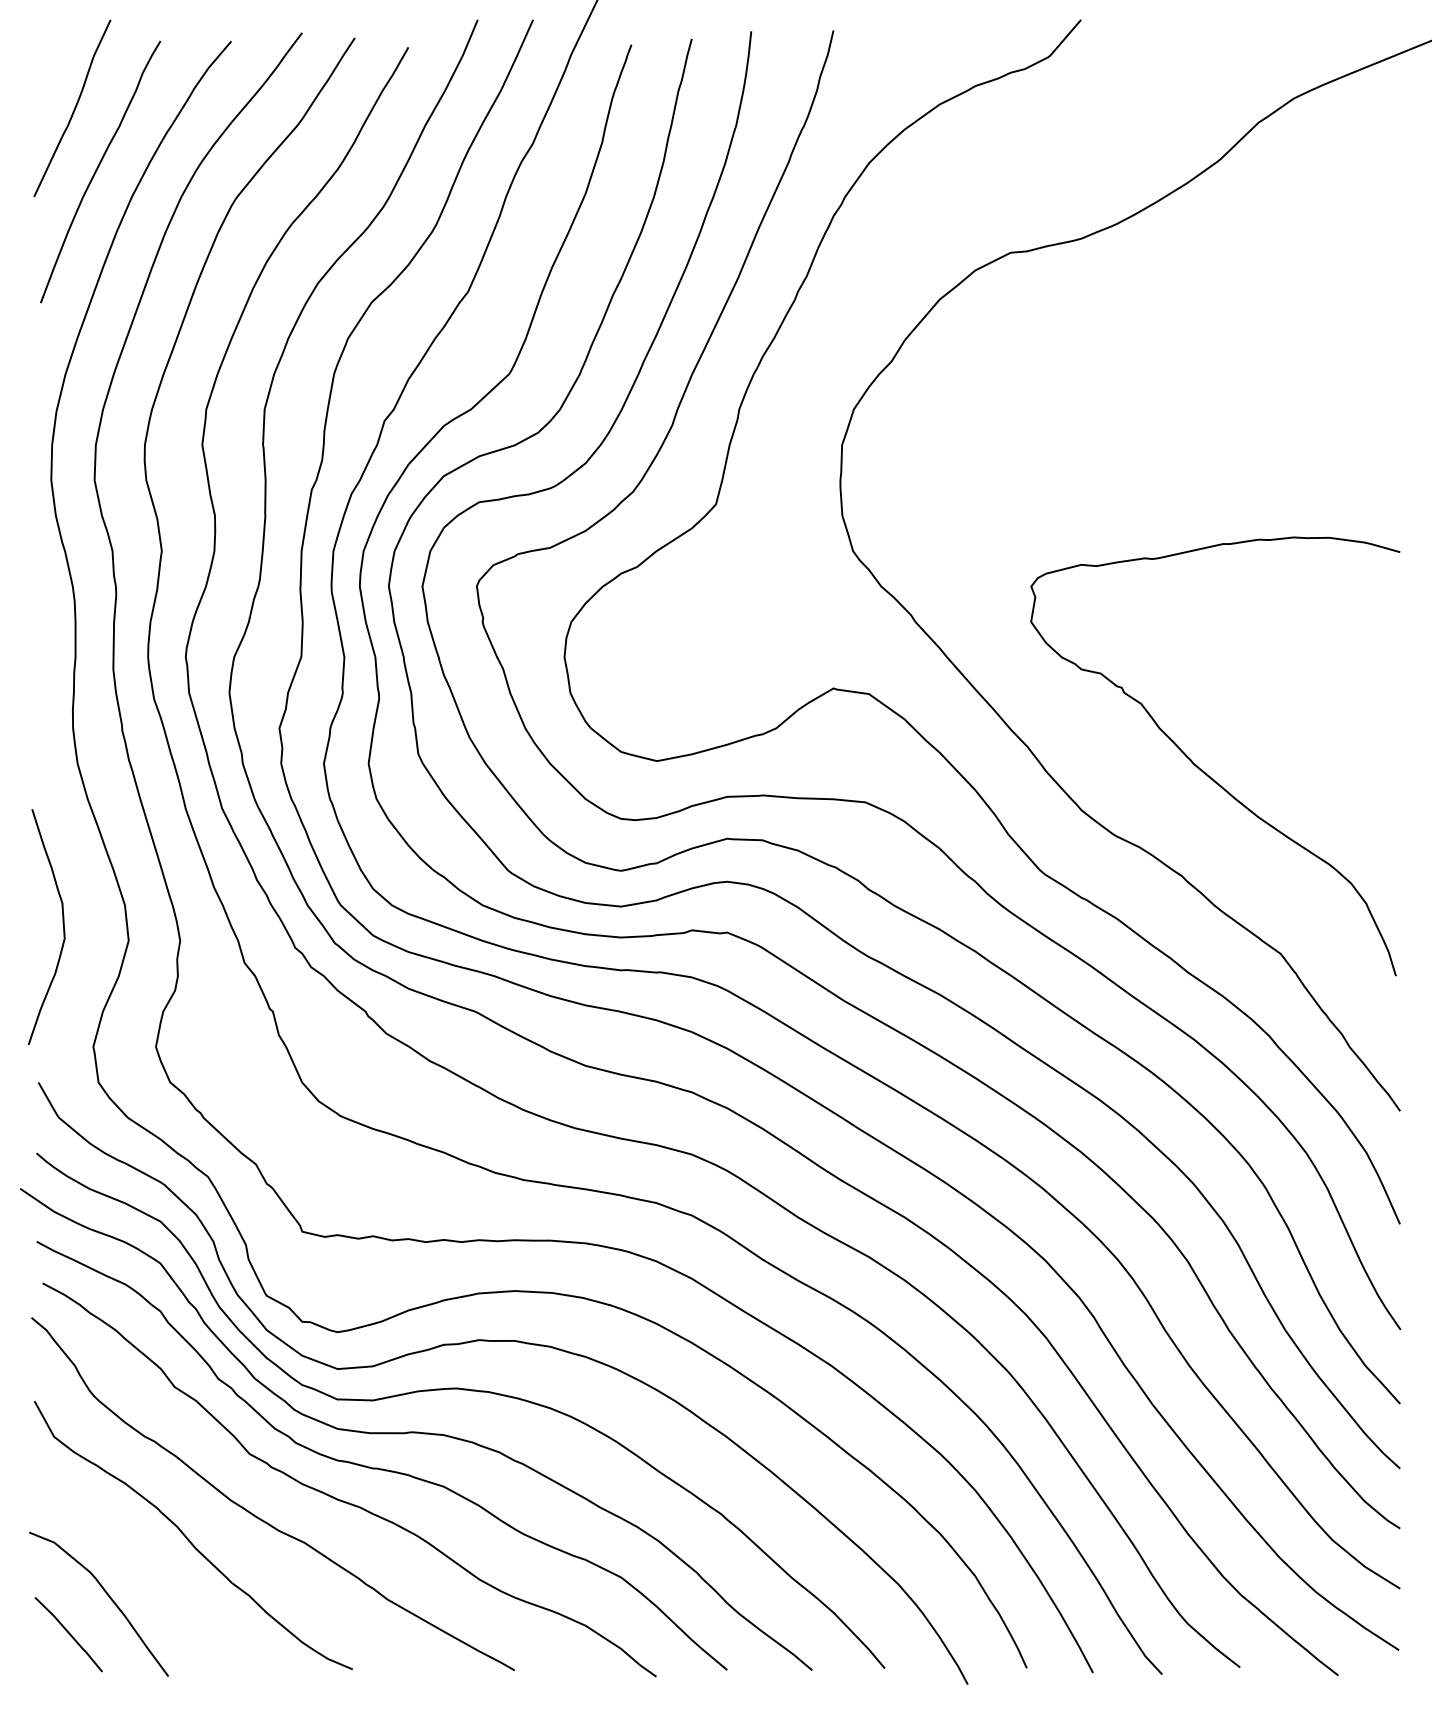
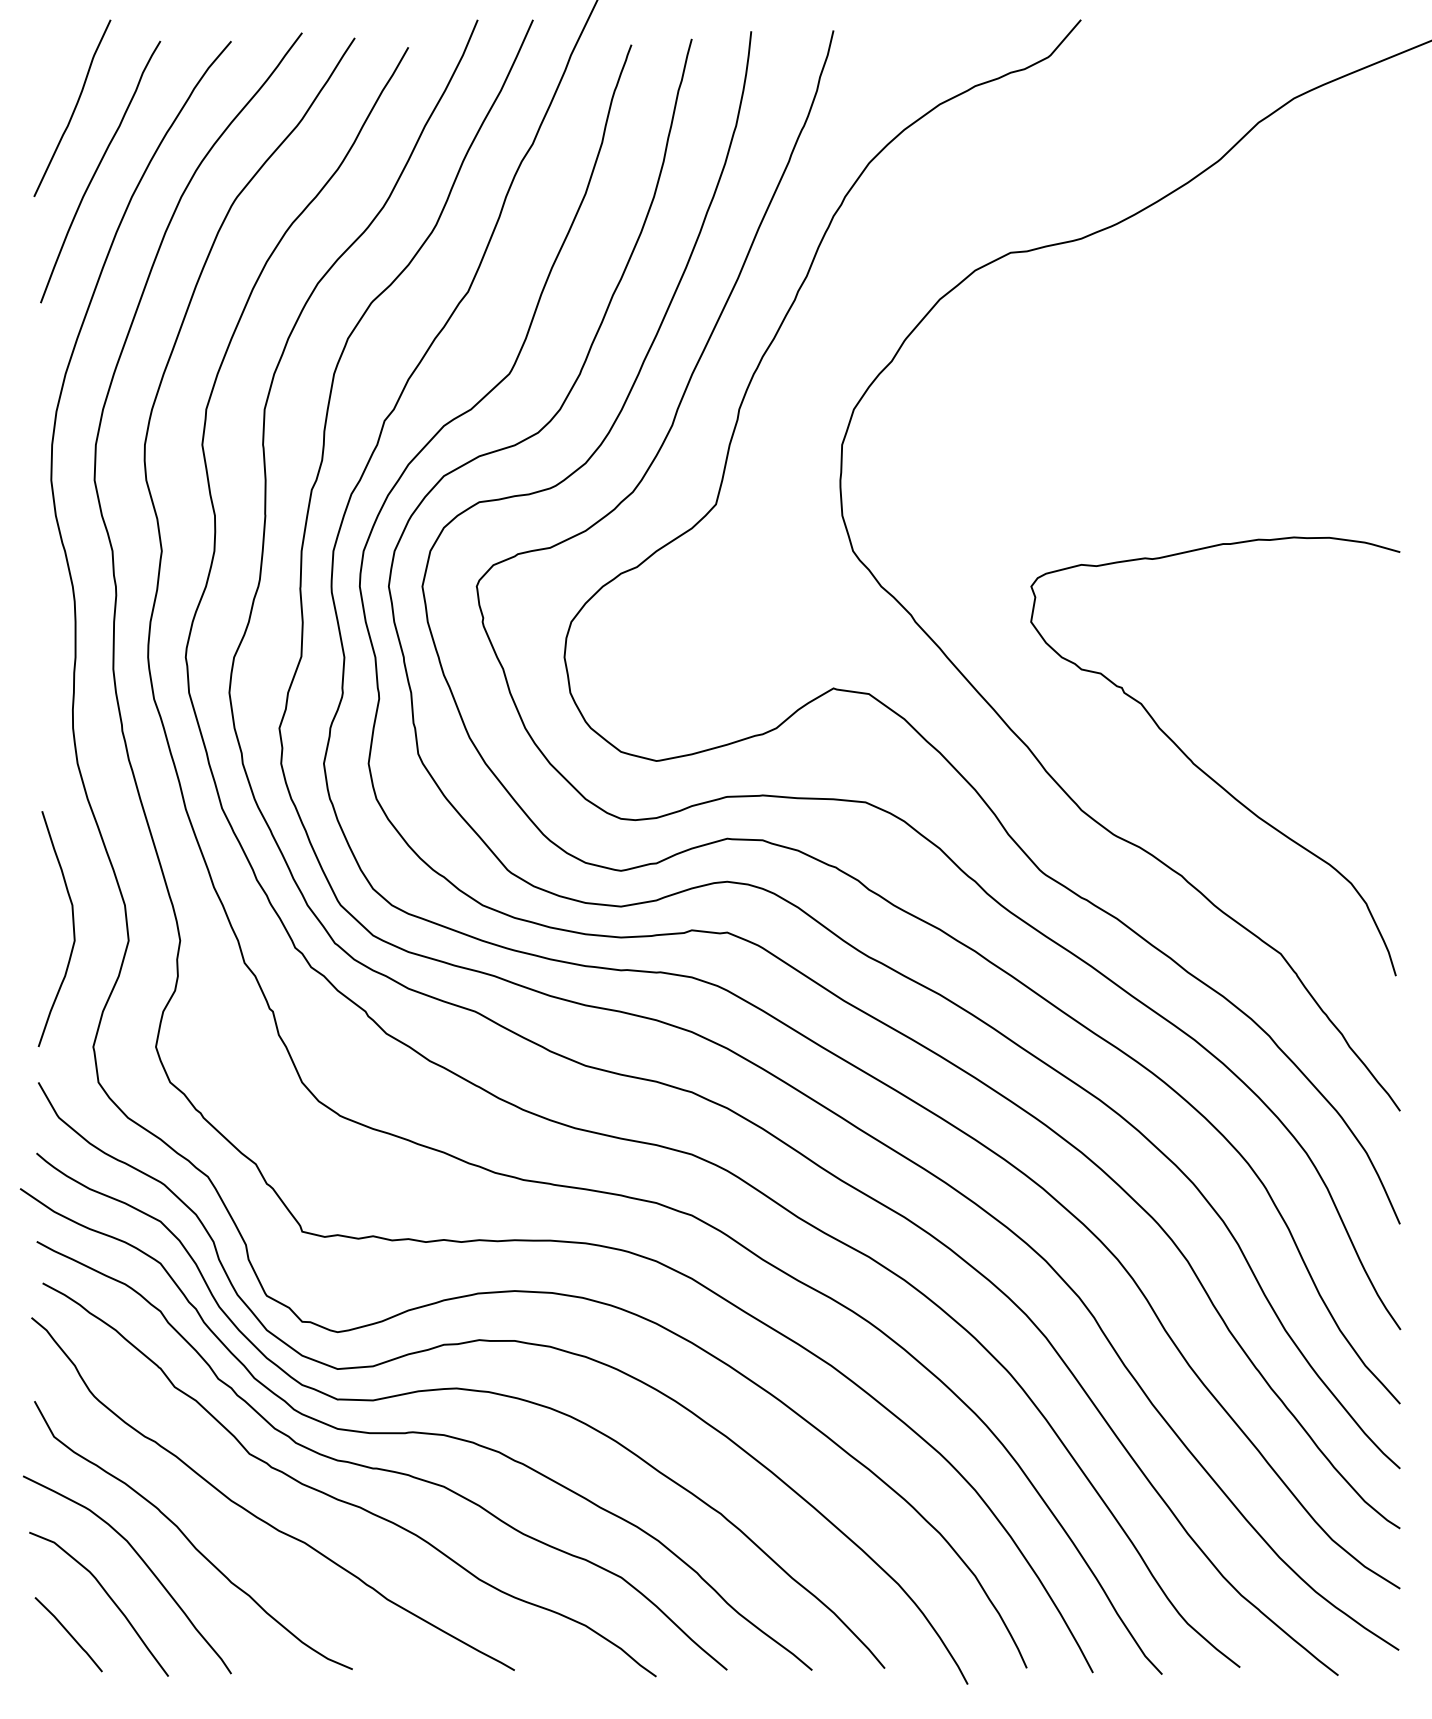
curve position: (62, 924) -> (72, 926) (72, 926)
curve: none -> present (141, 1560)
